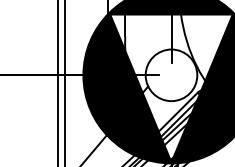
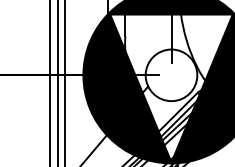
line: none -> present (50, 82)
